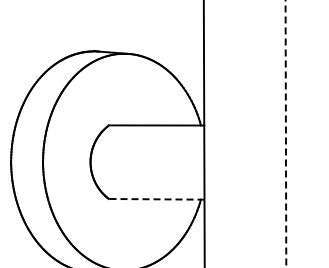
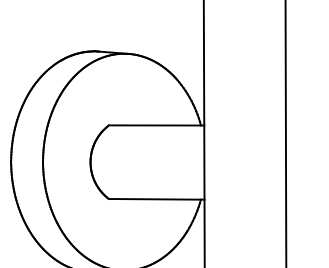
line: dashed -> solid (285, 134)
line: dashed -> solid (156, 199)
